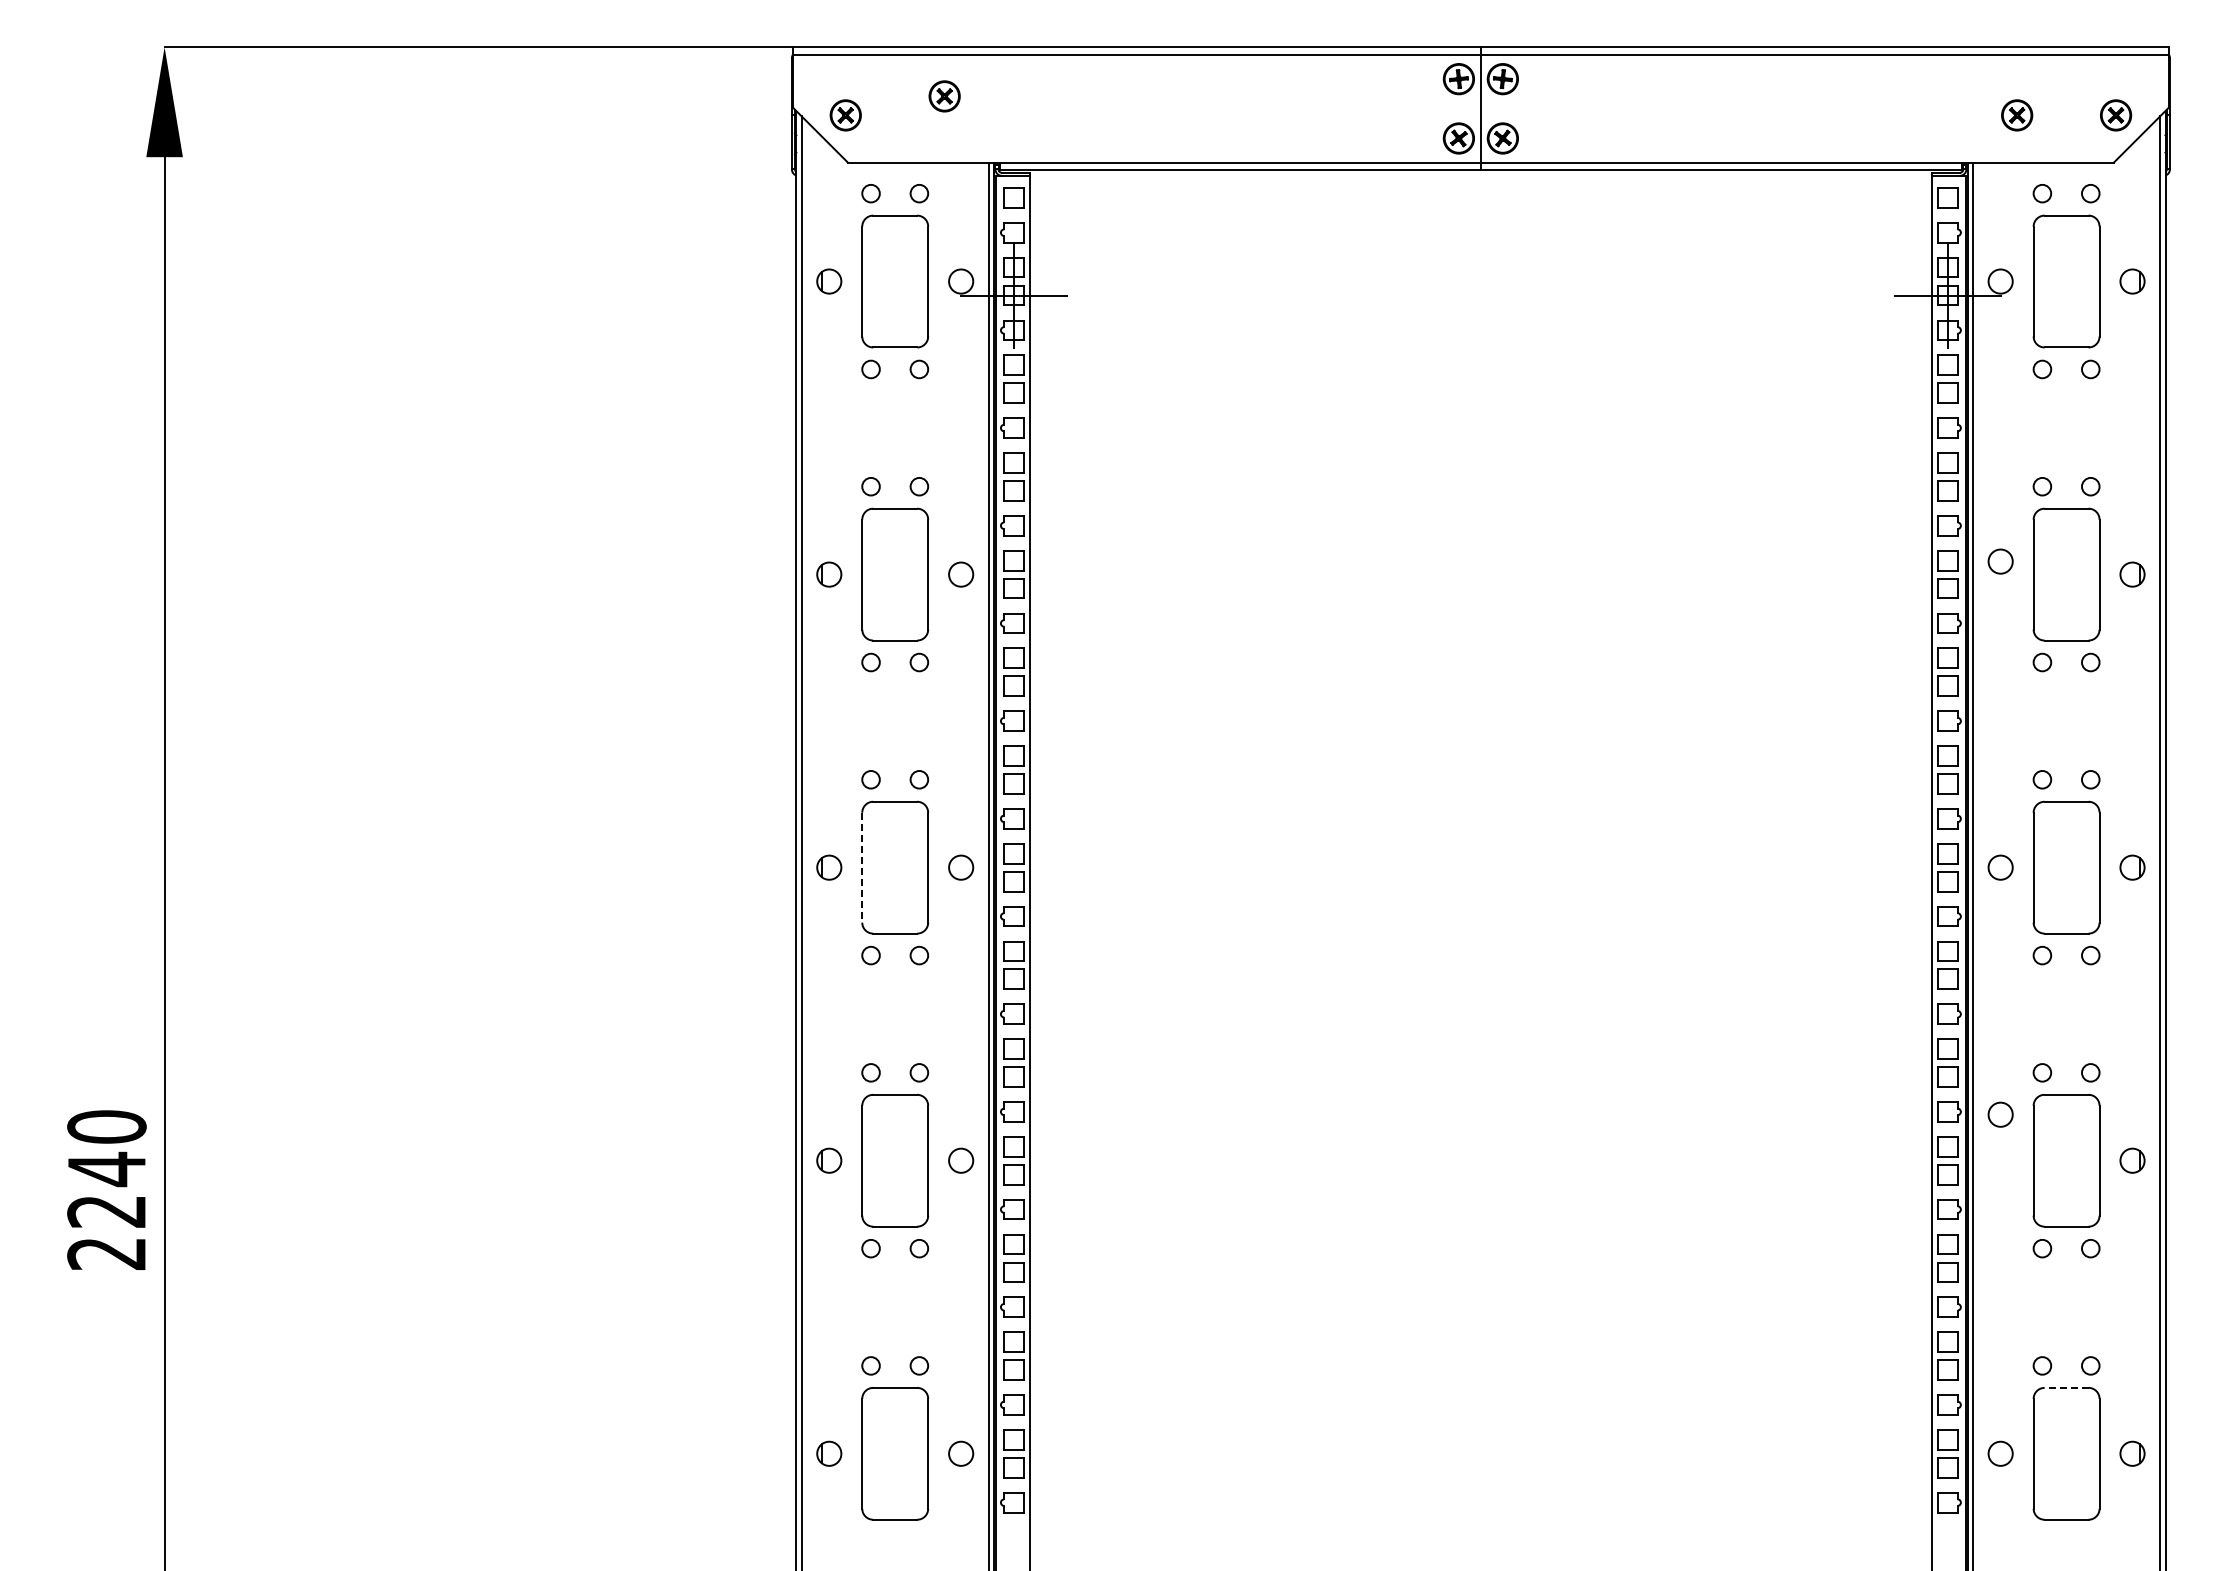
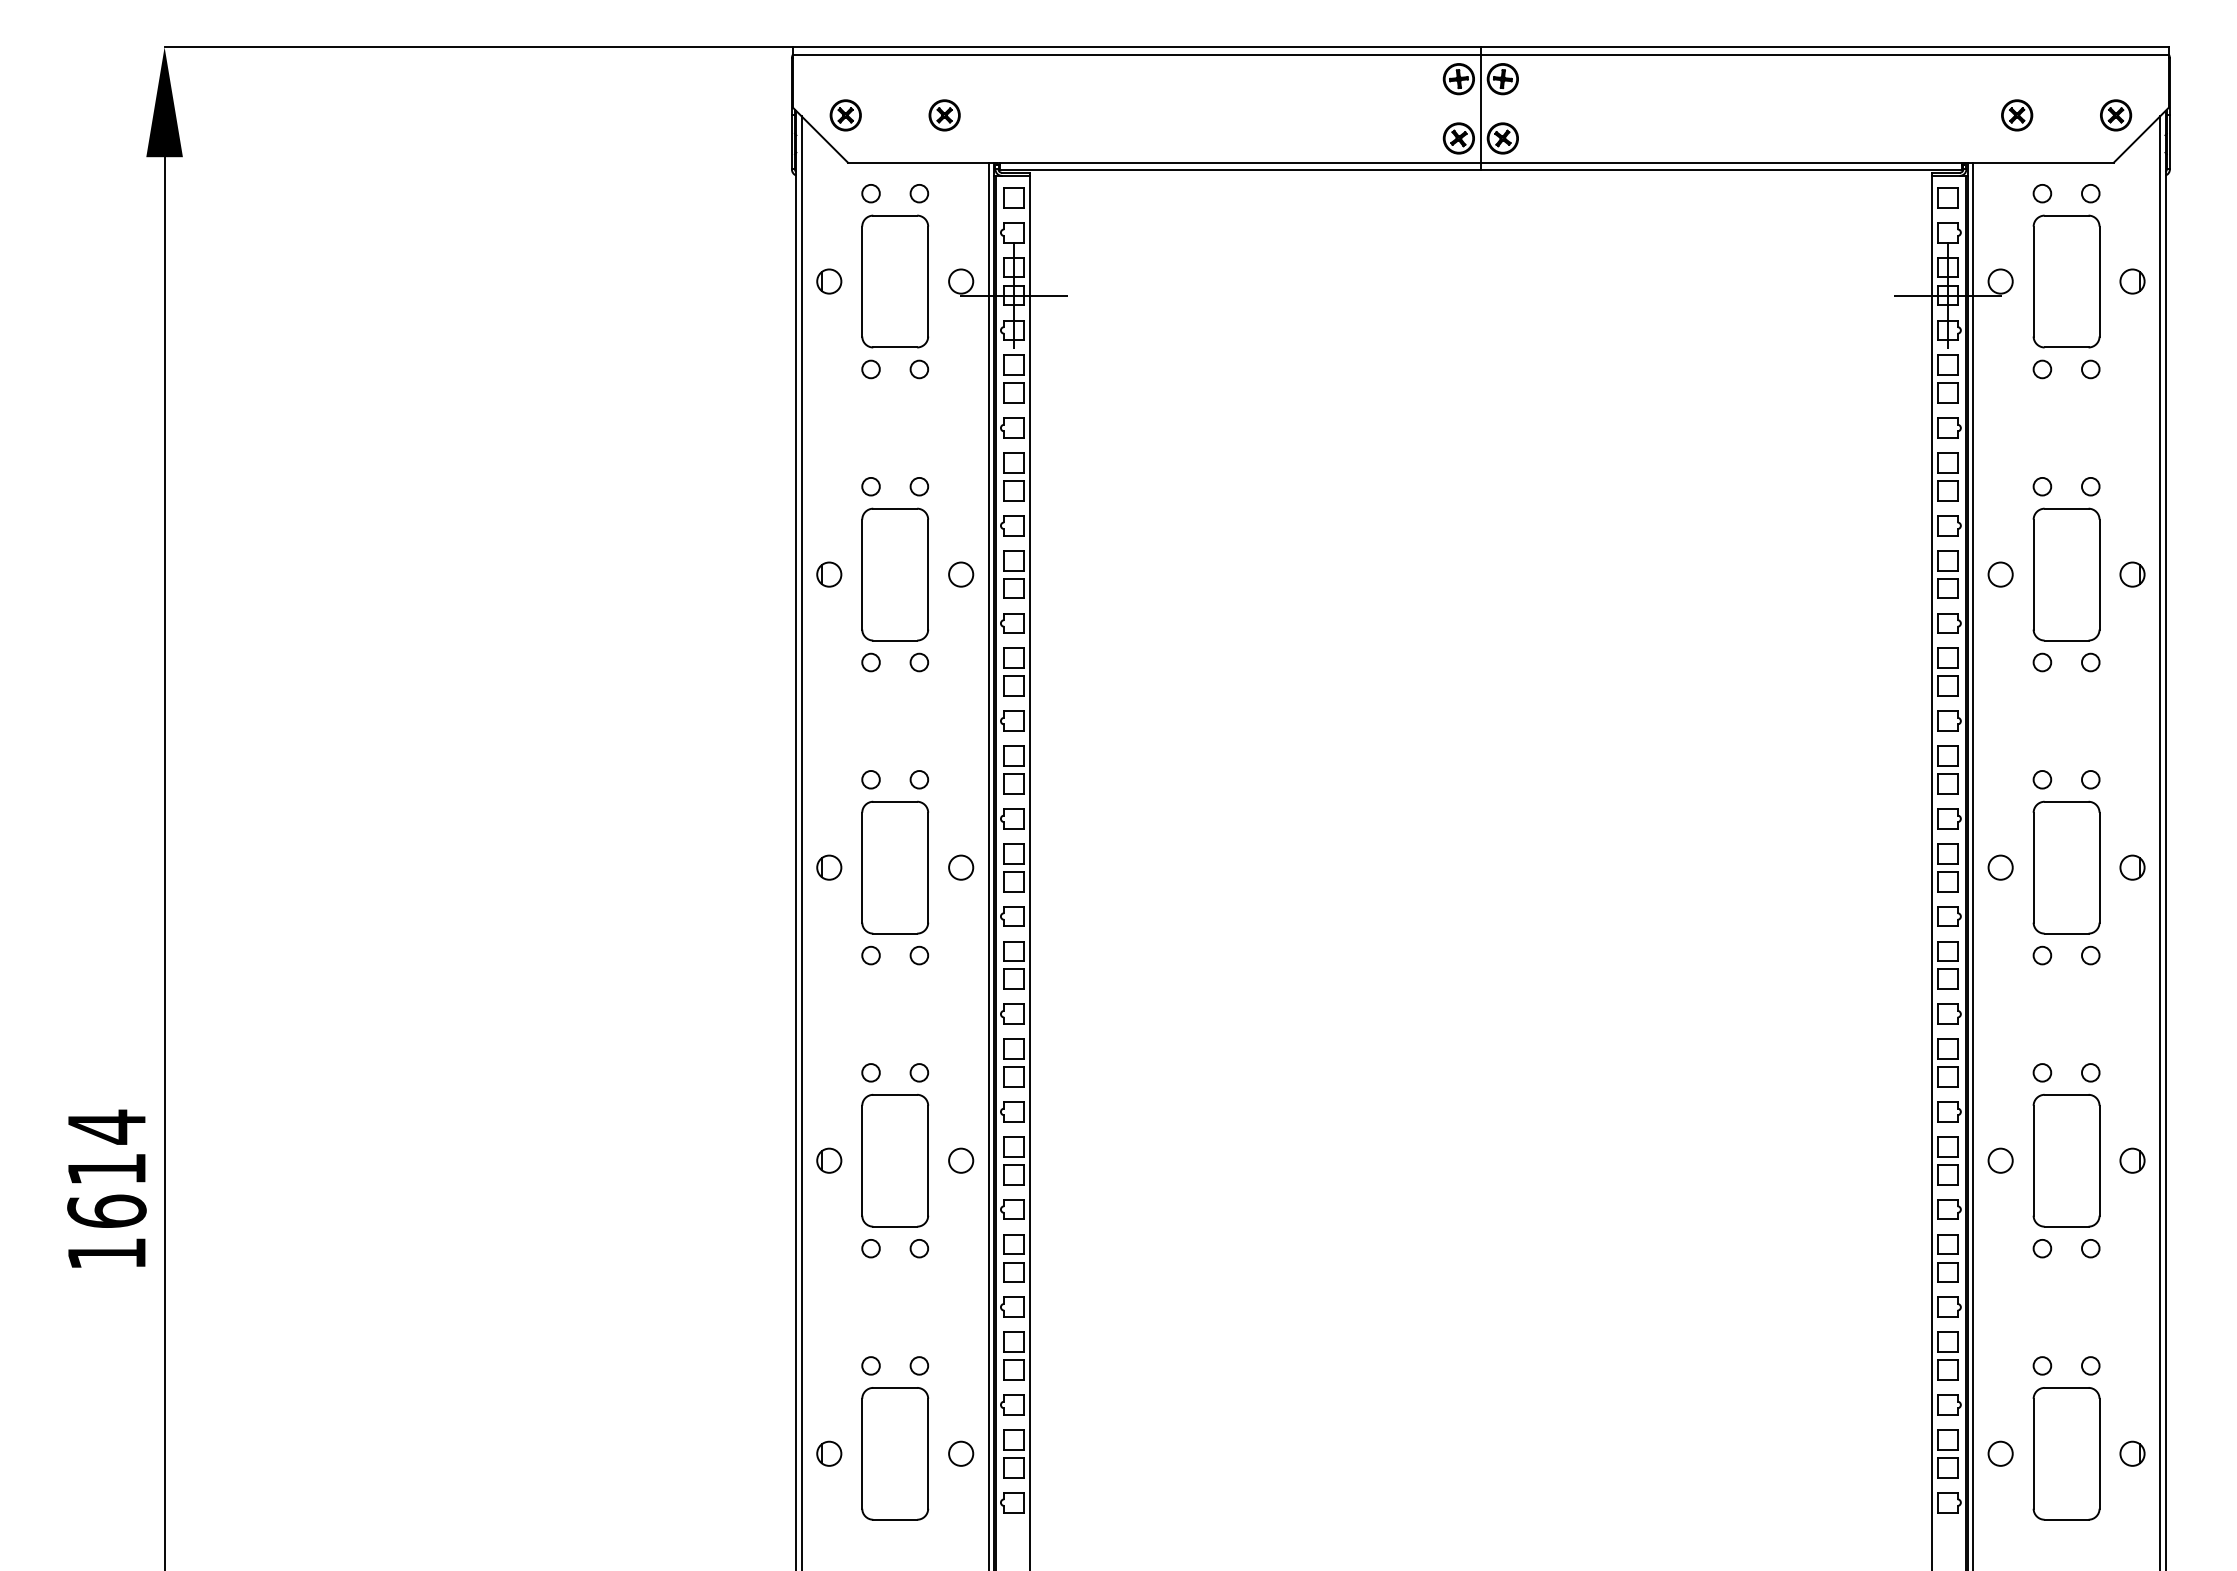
part position: (944, 96) -> (944, 115) (944, 115)
circle position: (2000, 561) -> (2000, 574) (2000, 574)
line: dashed -> solid (862, 867)
circle position: (2000, 1114) -> (2000, 1160) (2000, 1160)
text: 2240 -> 1614 (106, 1189)
line: dashed -> solid (2066, 1387)
